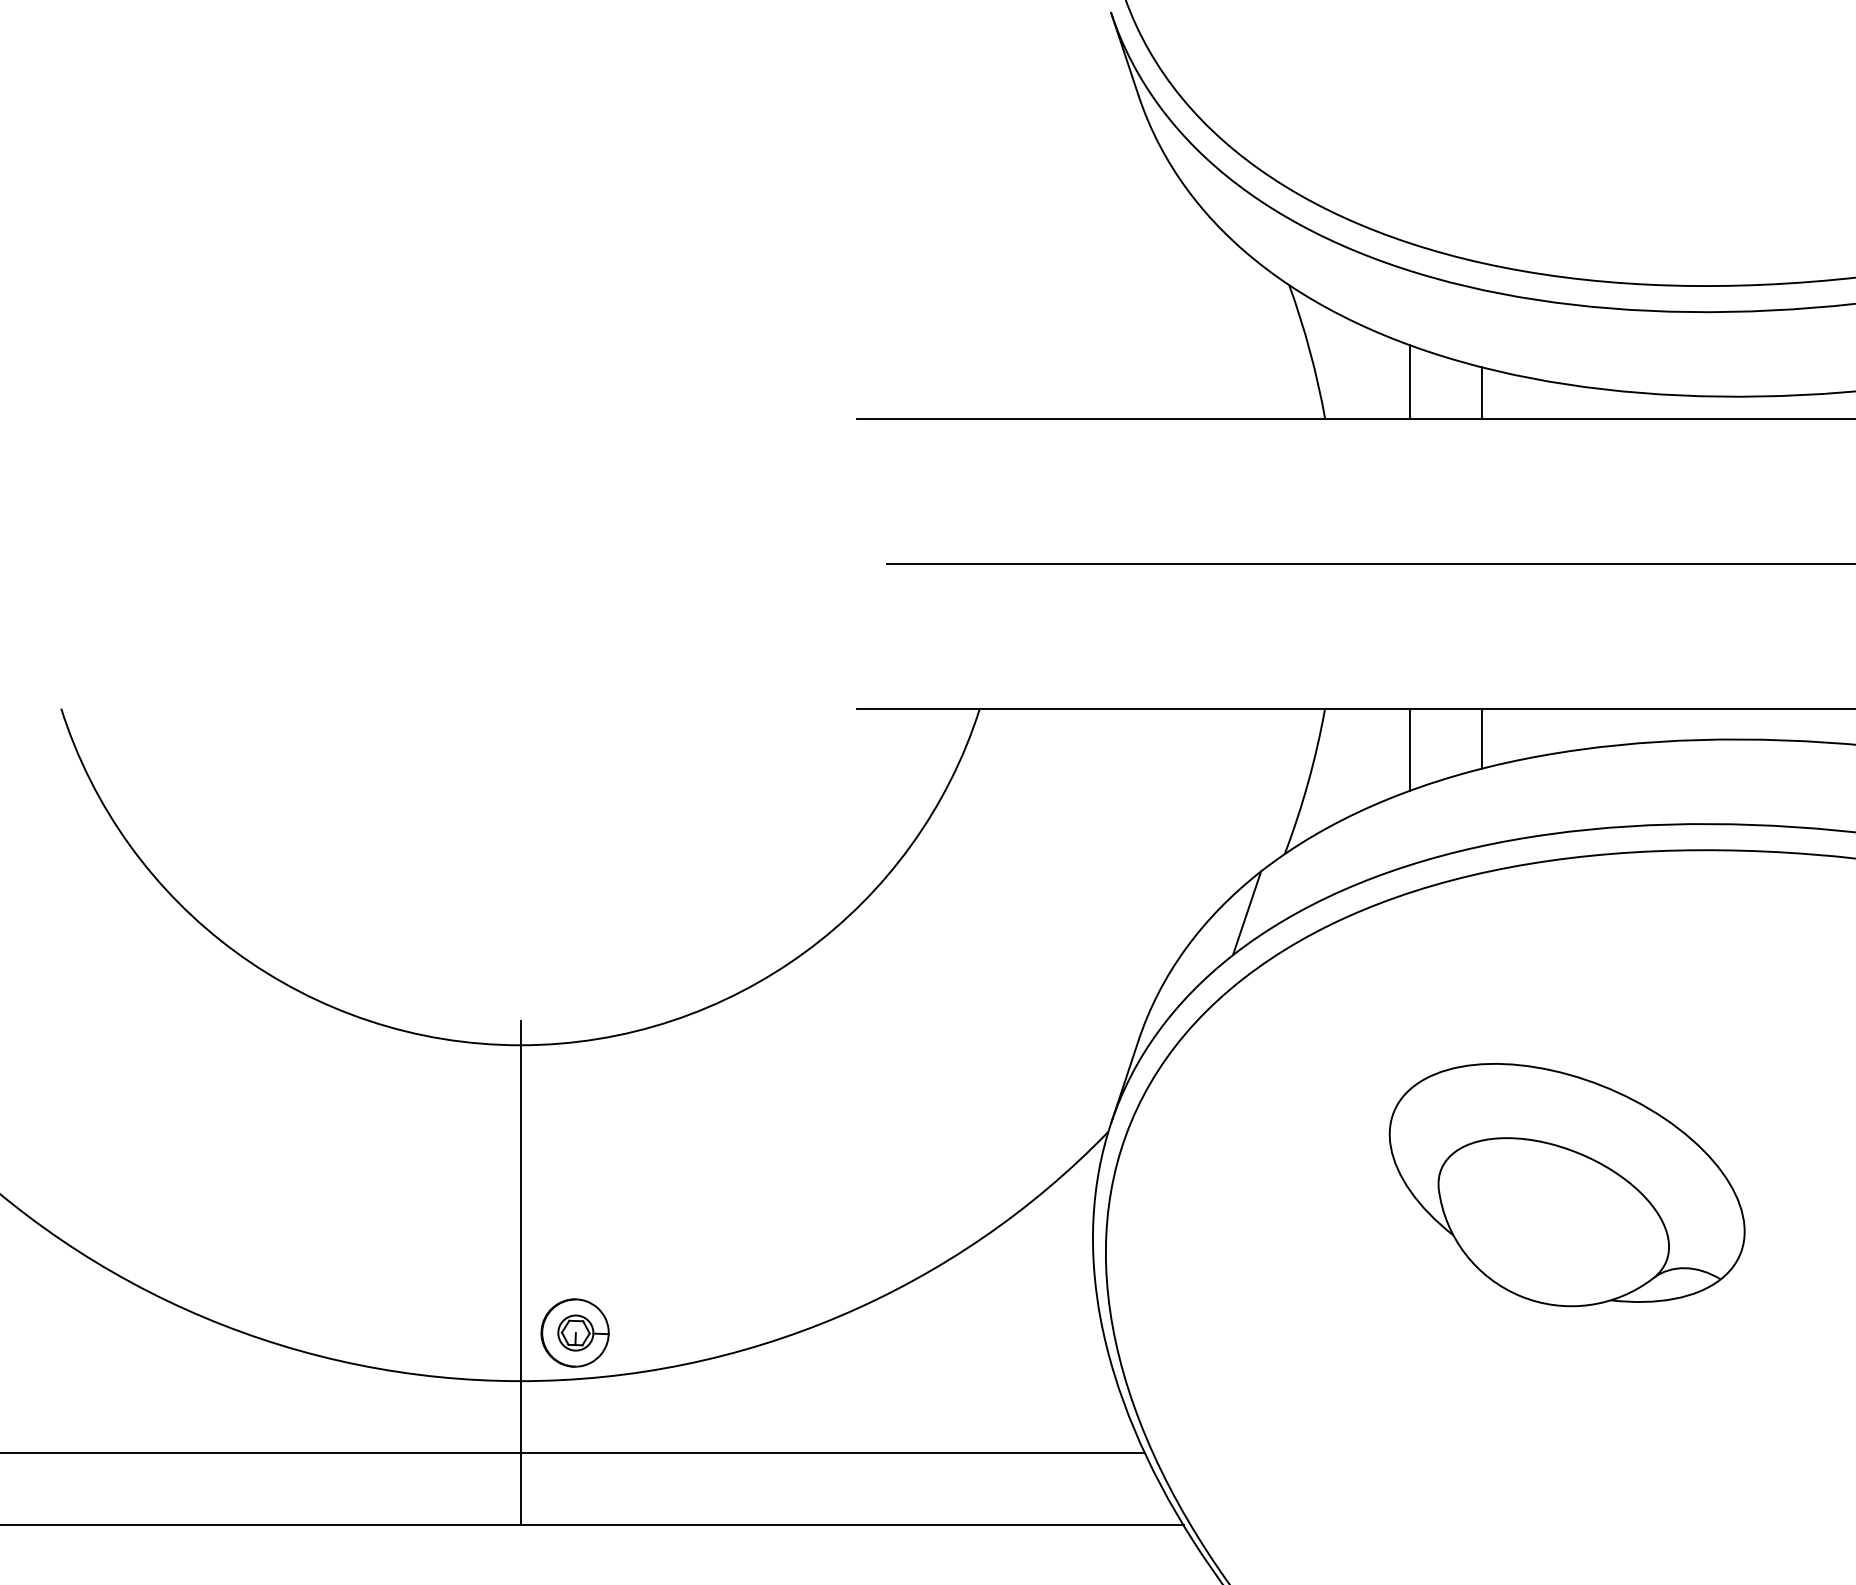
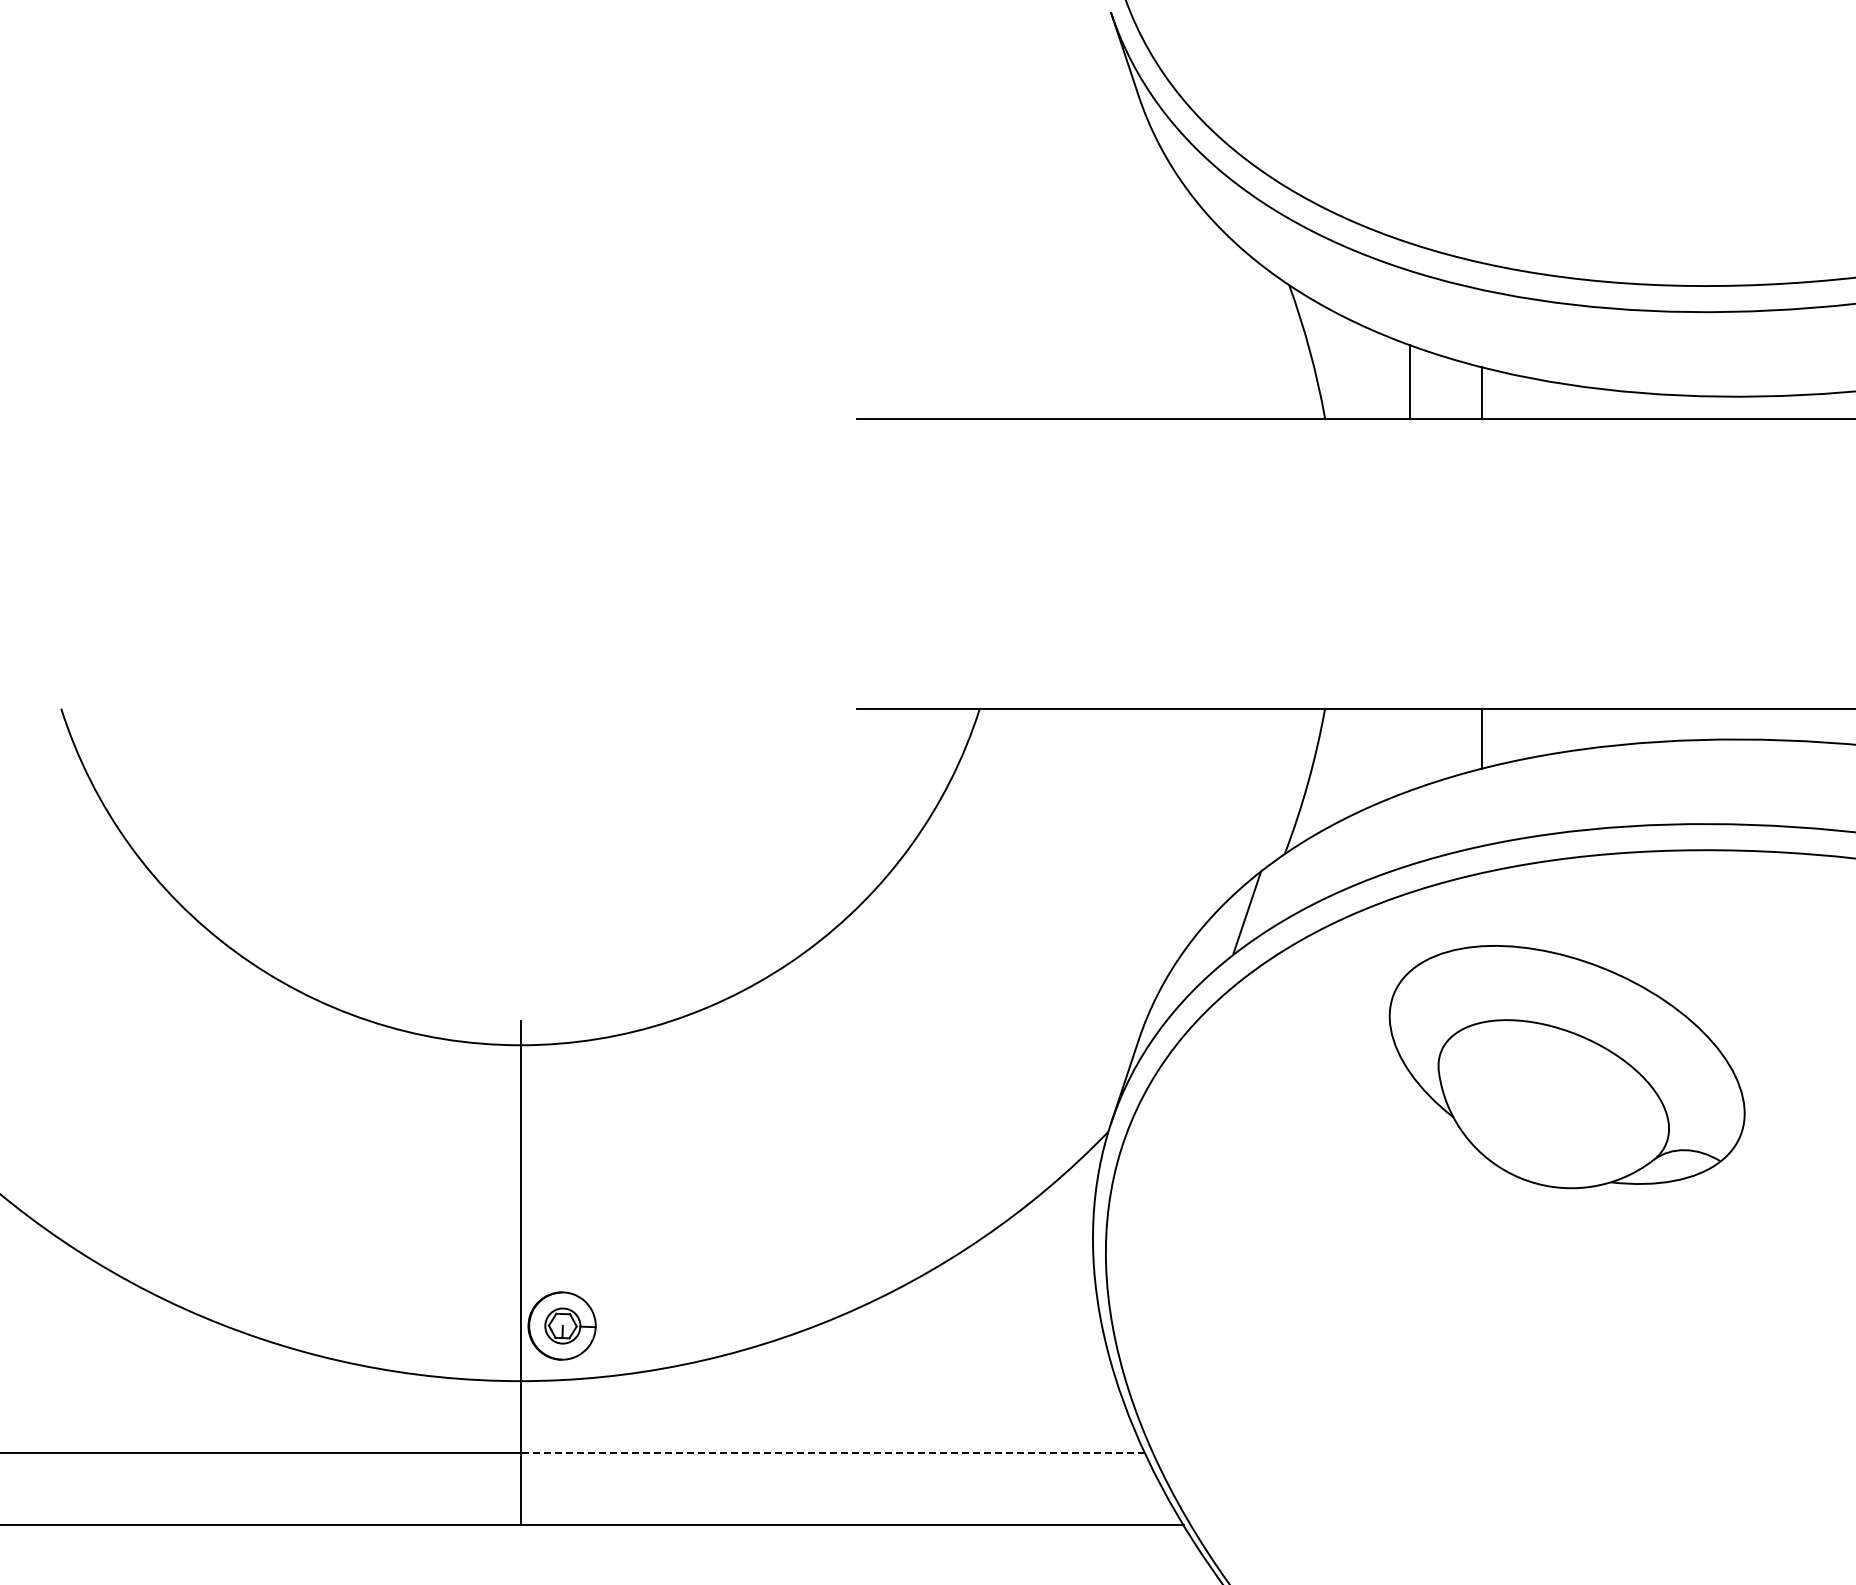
line: present -> none (1369, 563)
line: present -> none (1410, 749)
part position: (1566, 1185) -> (1566, 1067) (1566, 1067)
part position: (574, 1332) -> (561, 1325) (561, 1325)
line: solid -> dashed (832, 1453)
